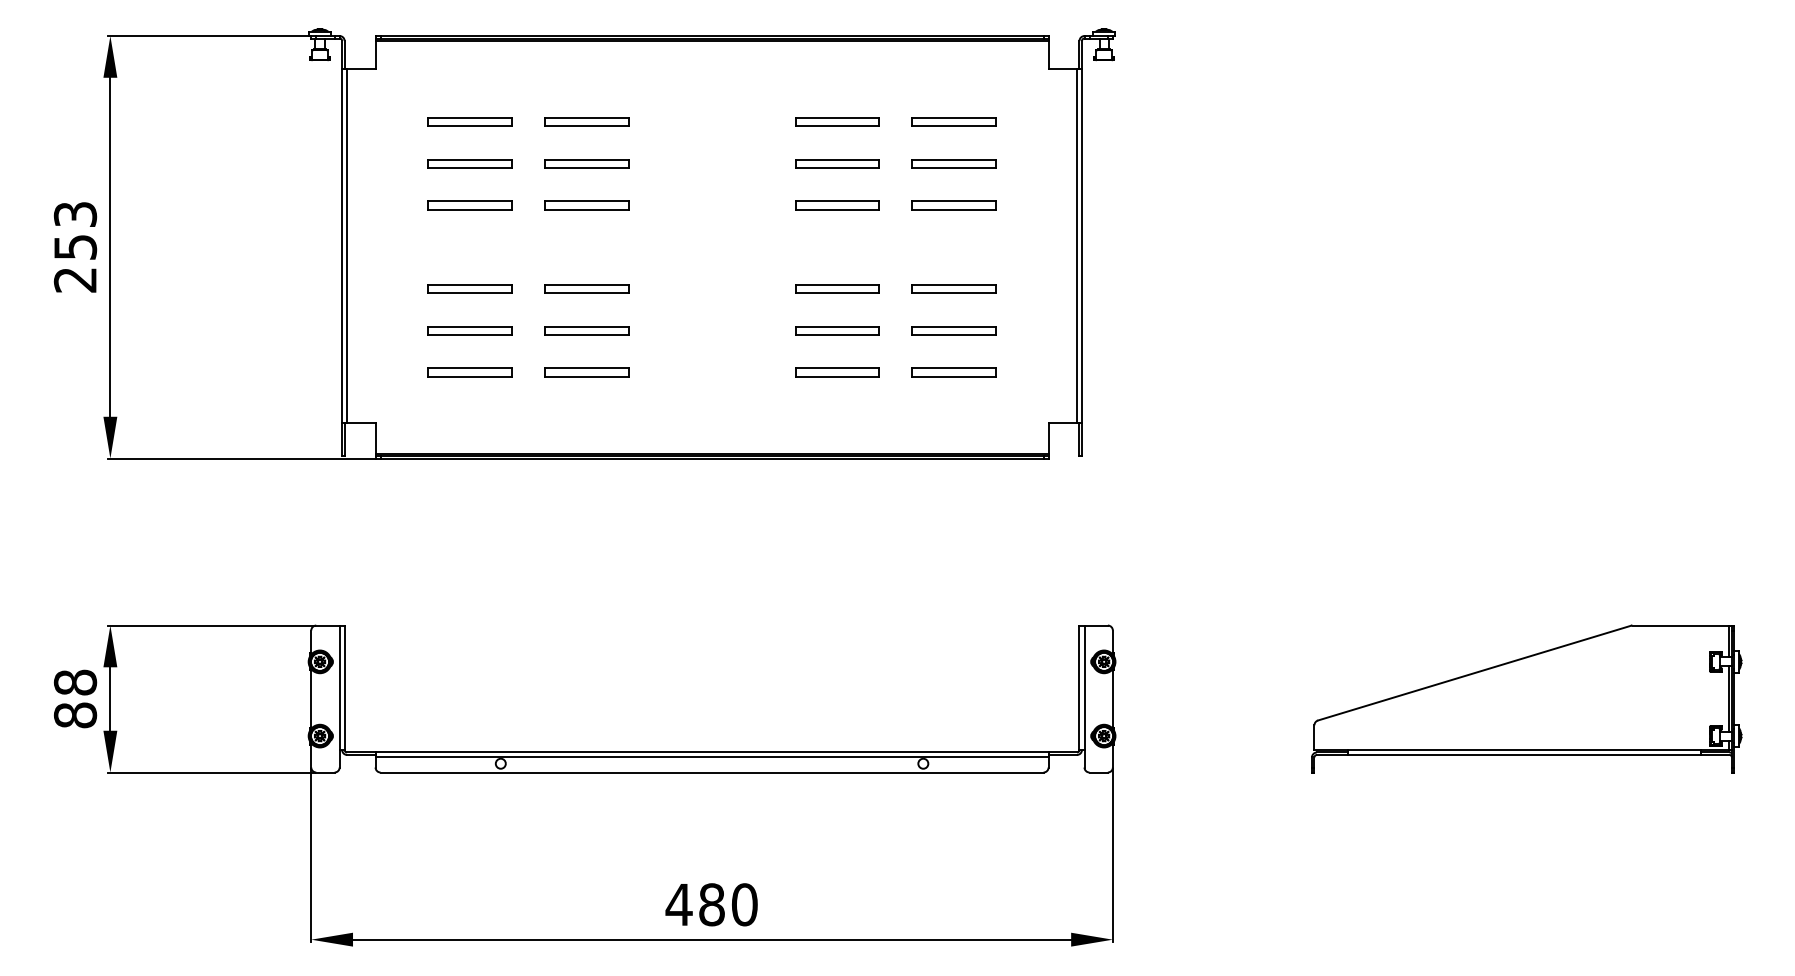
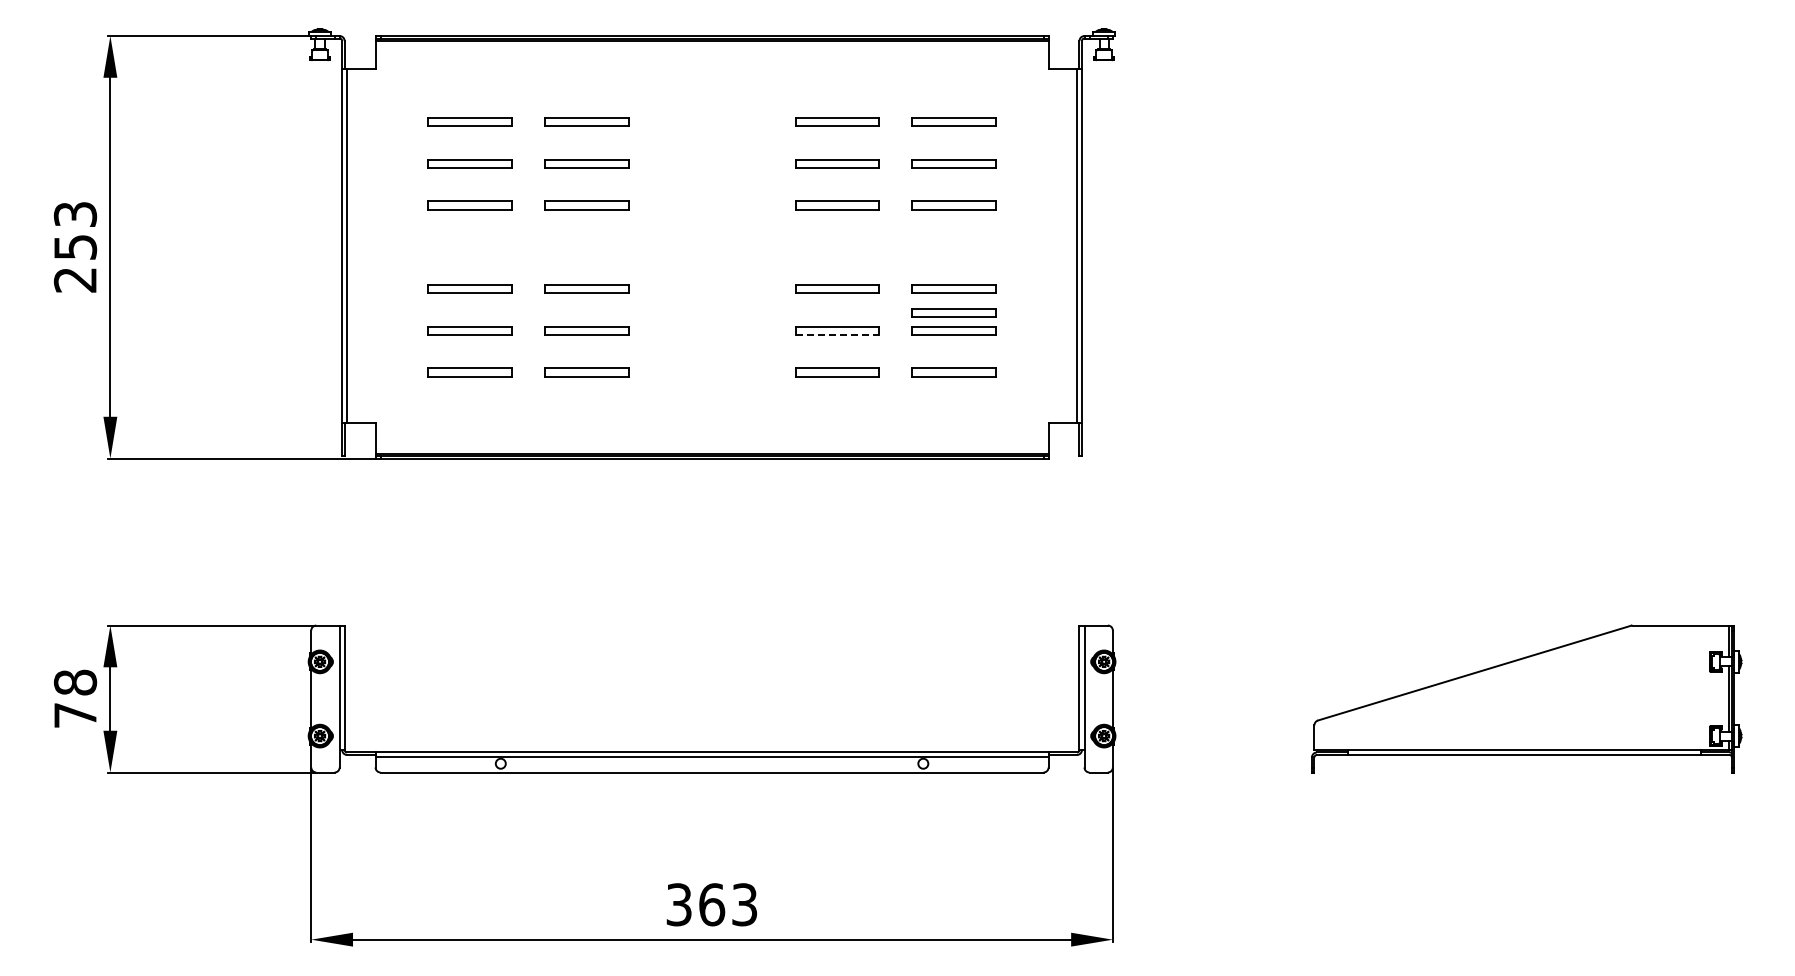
part: none -> present (953, 312)
line: solid -> dashed (837, 334)
text: 88 -> 78 (75, 715)
text: 480 -> 363 (711, 904)
